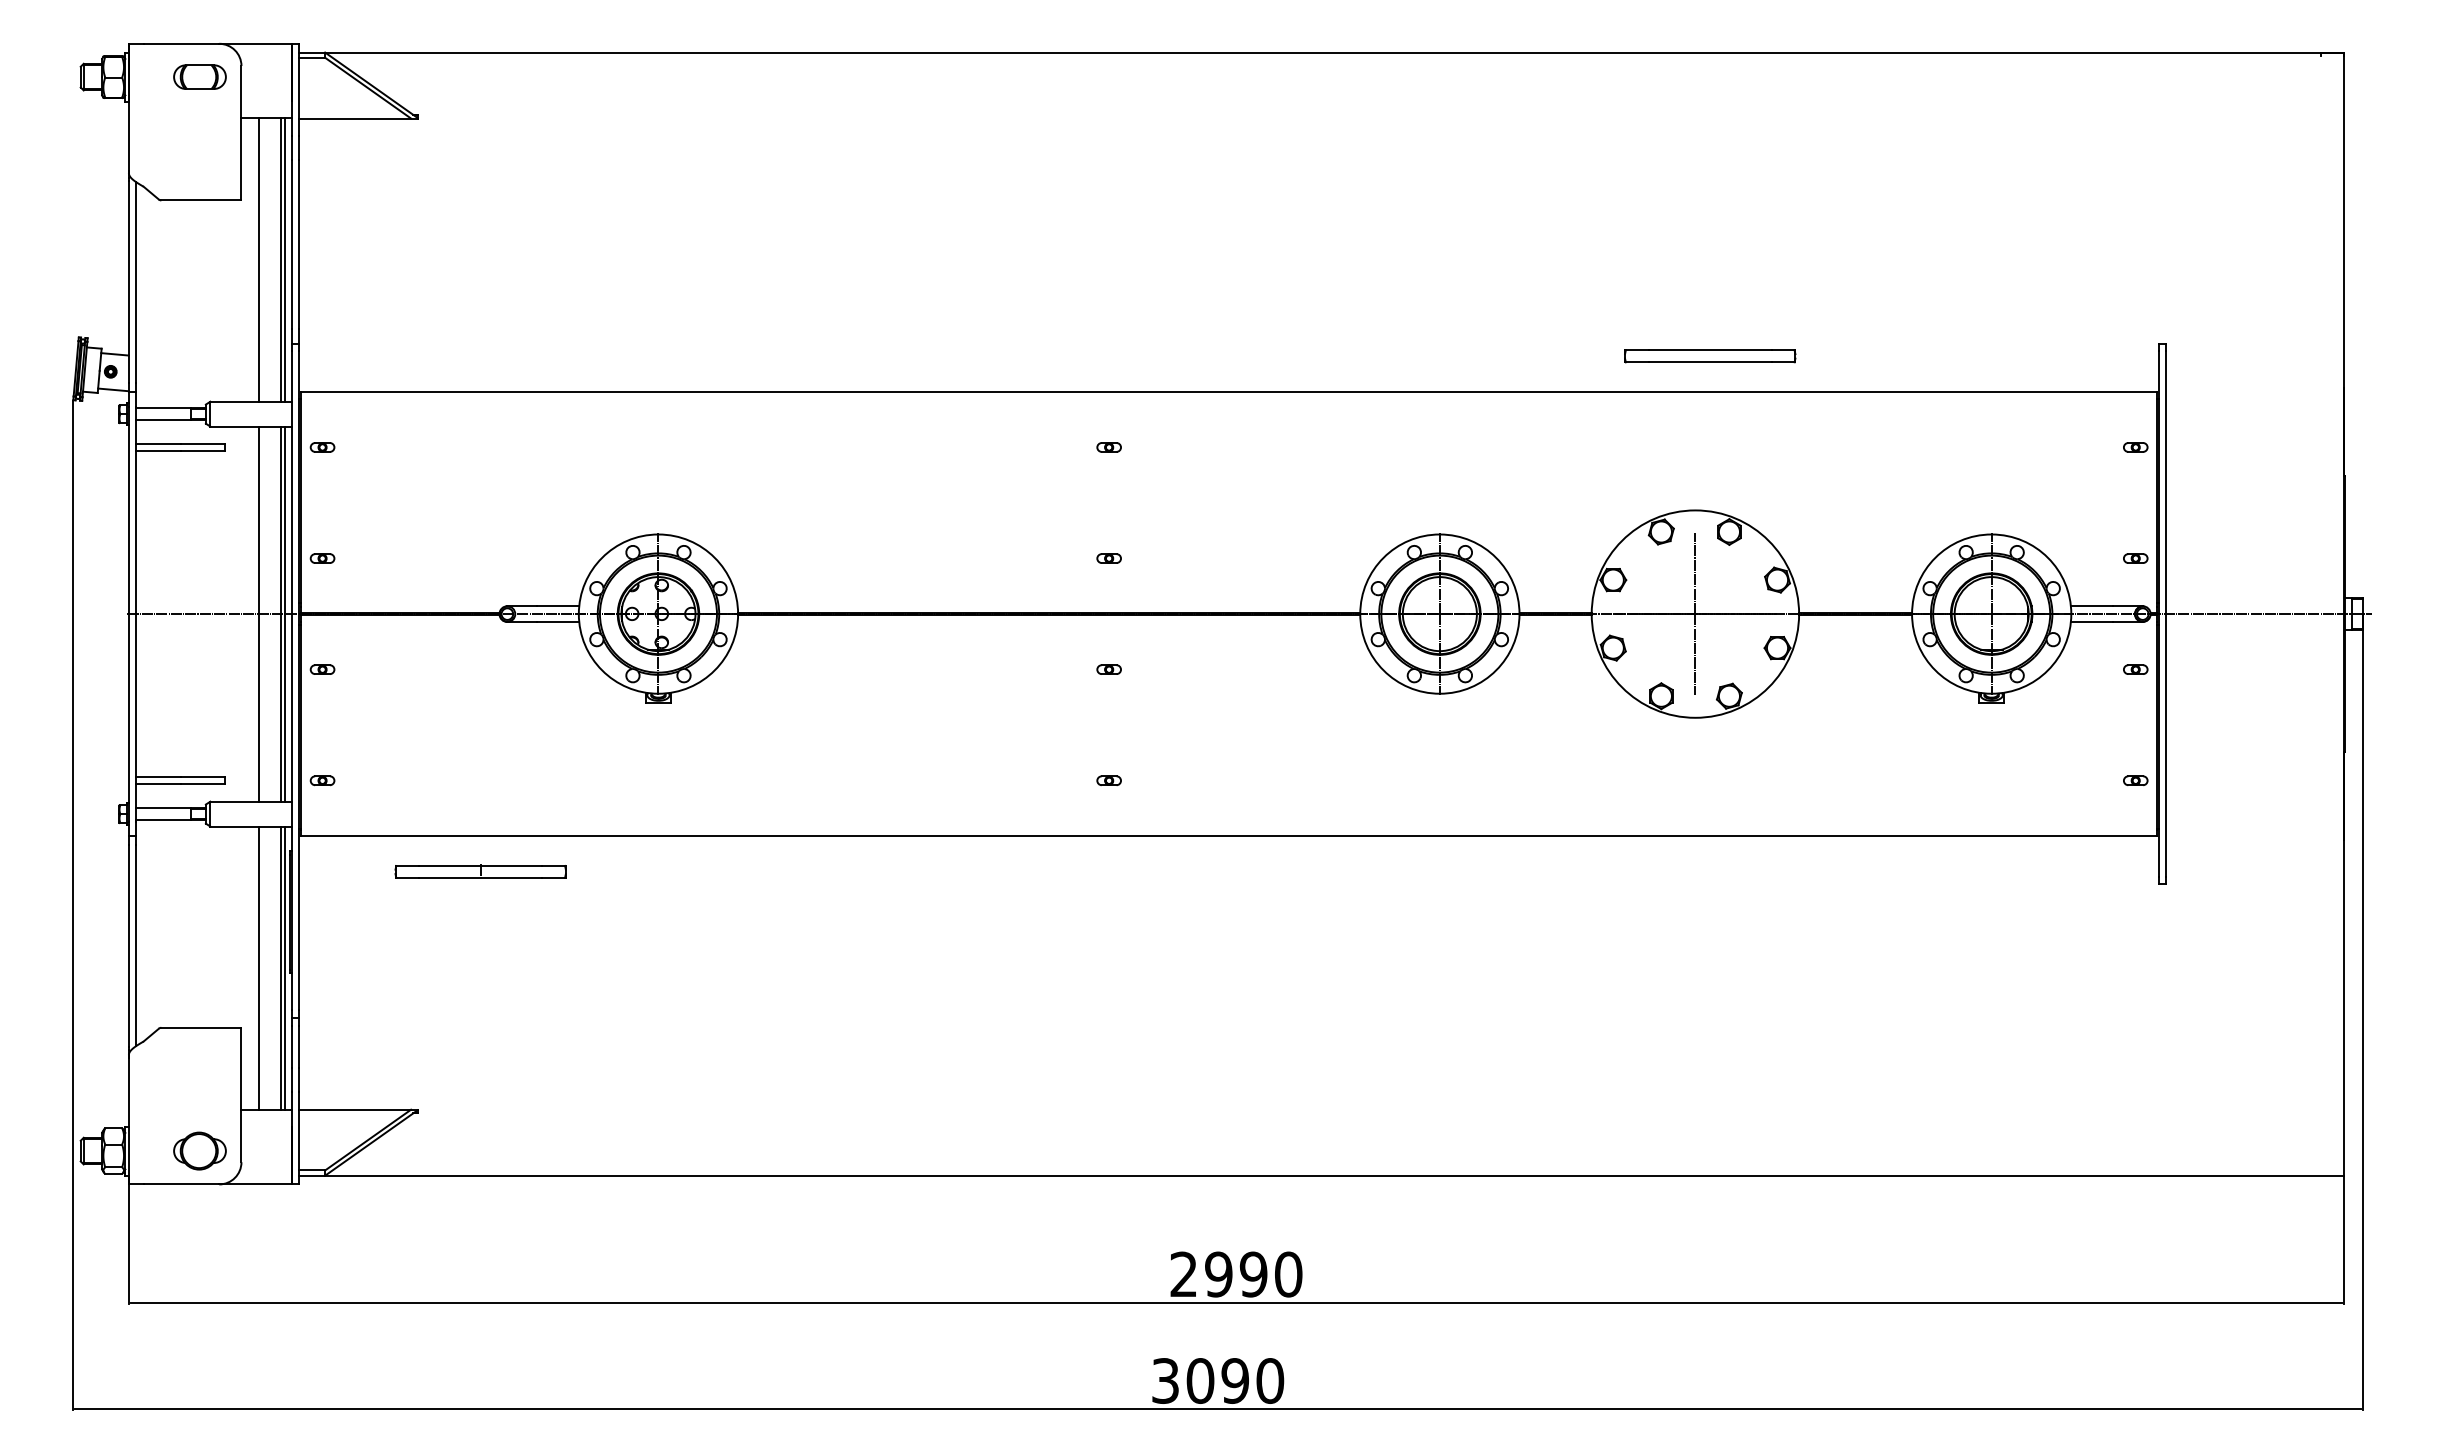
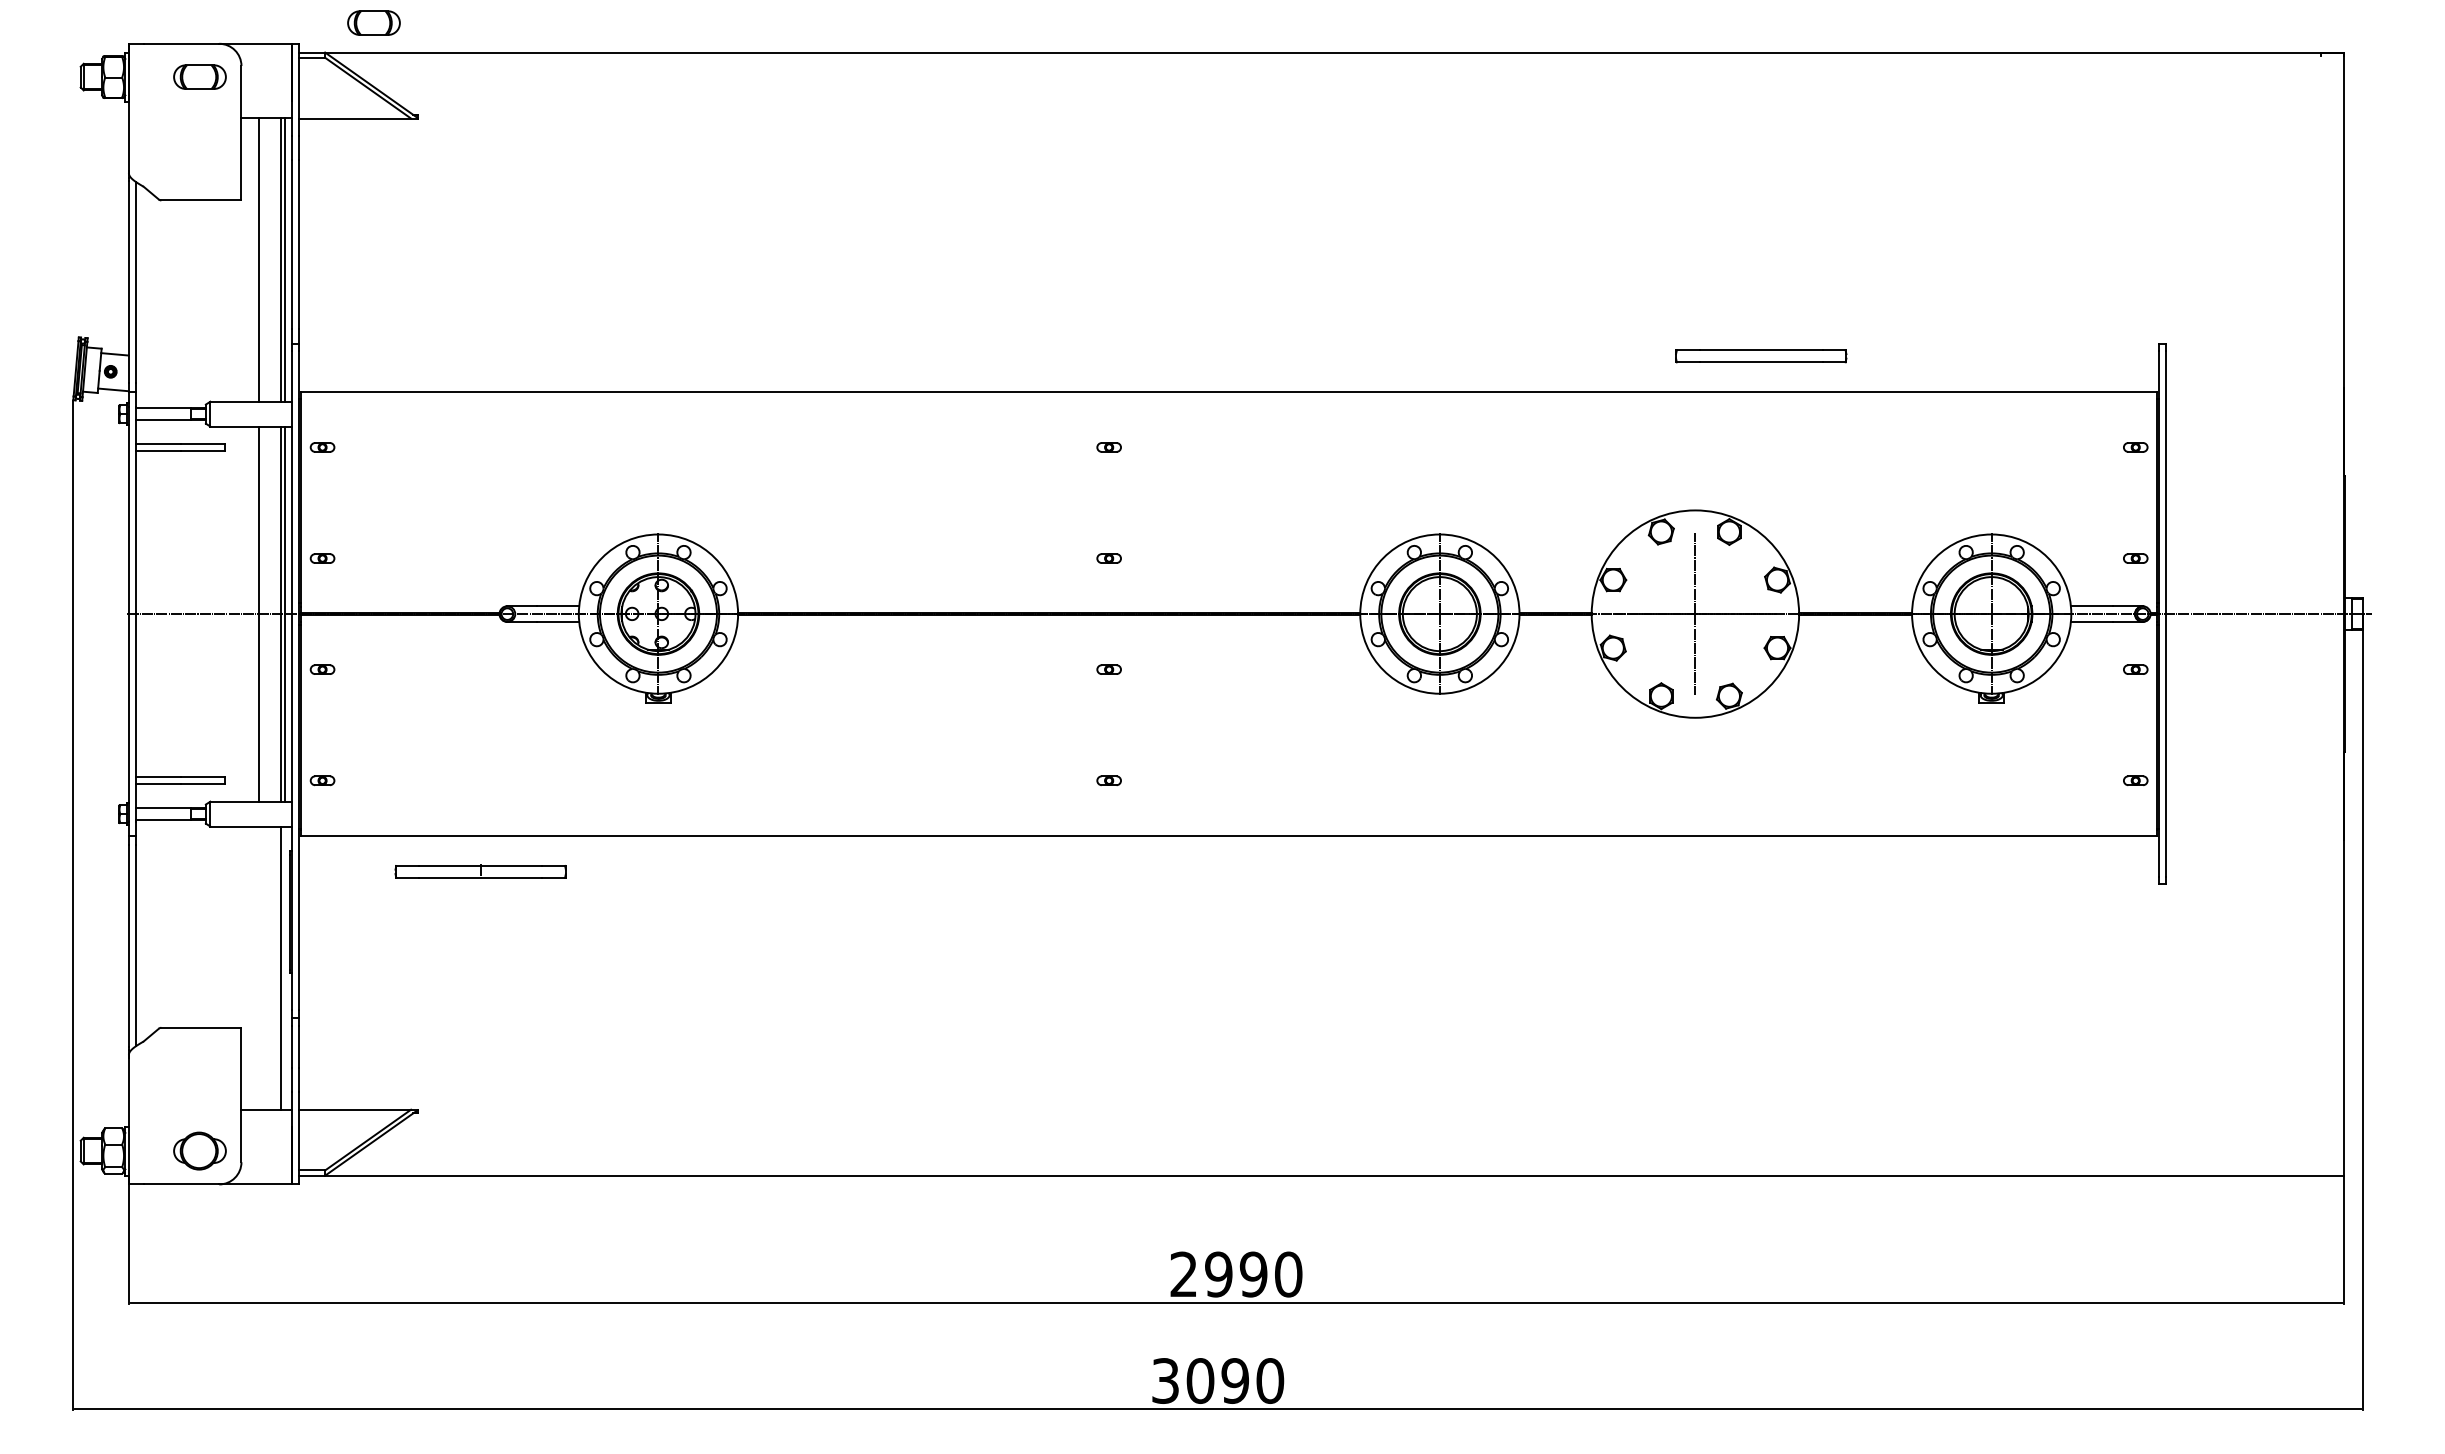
part: none -> present (373, 22)
part position: (1710, 356) -> (1761, 356) (1761, 356)
line: present -> none (258, 968)
line: present -> none (285, 968)
